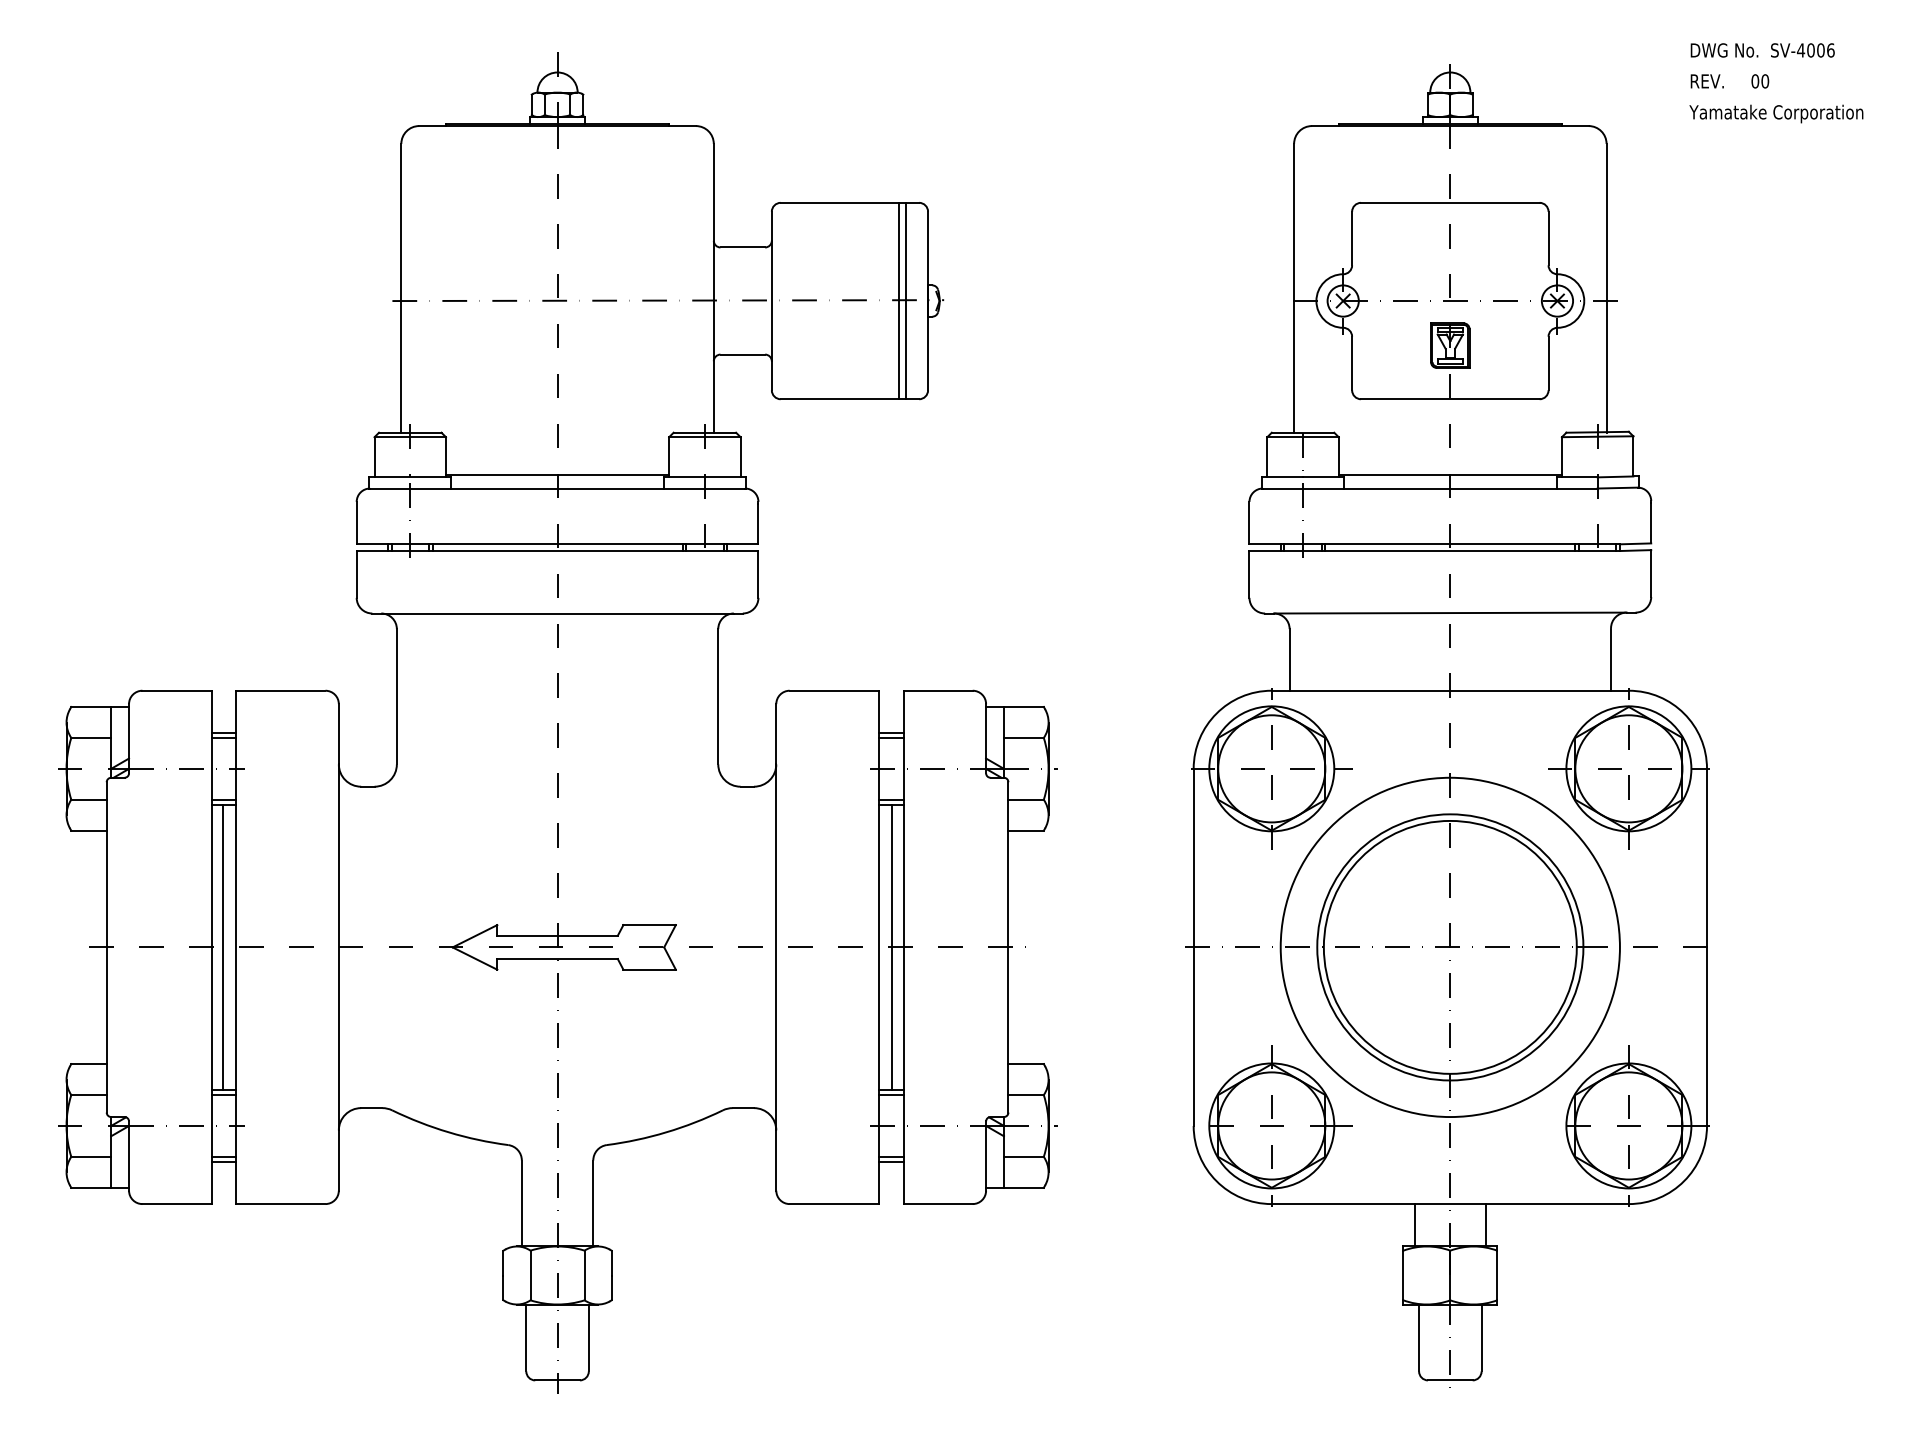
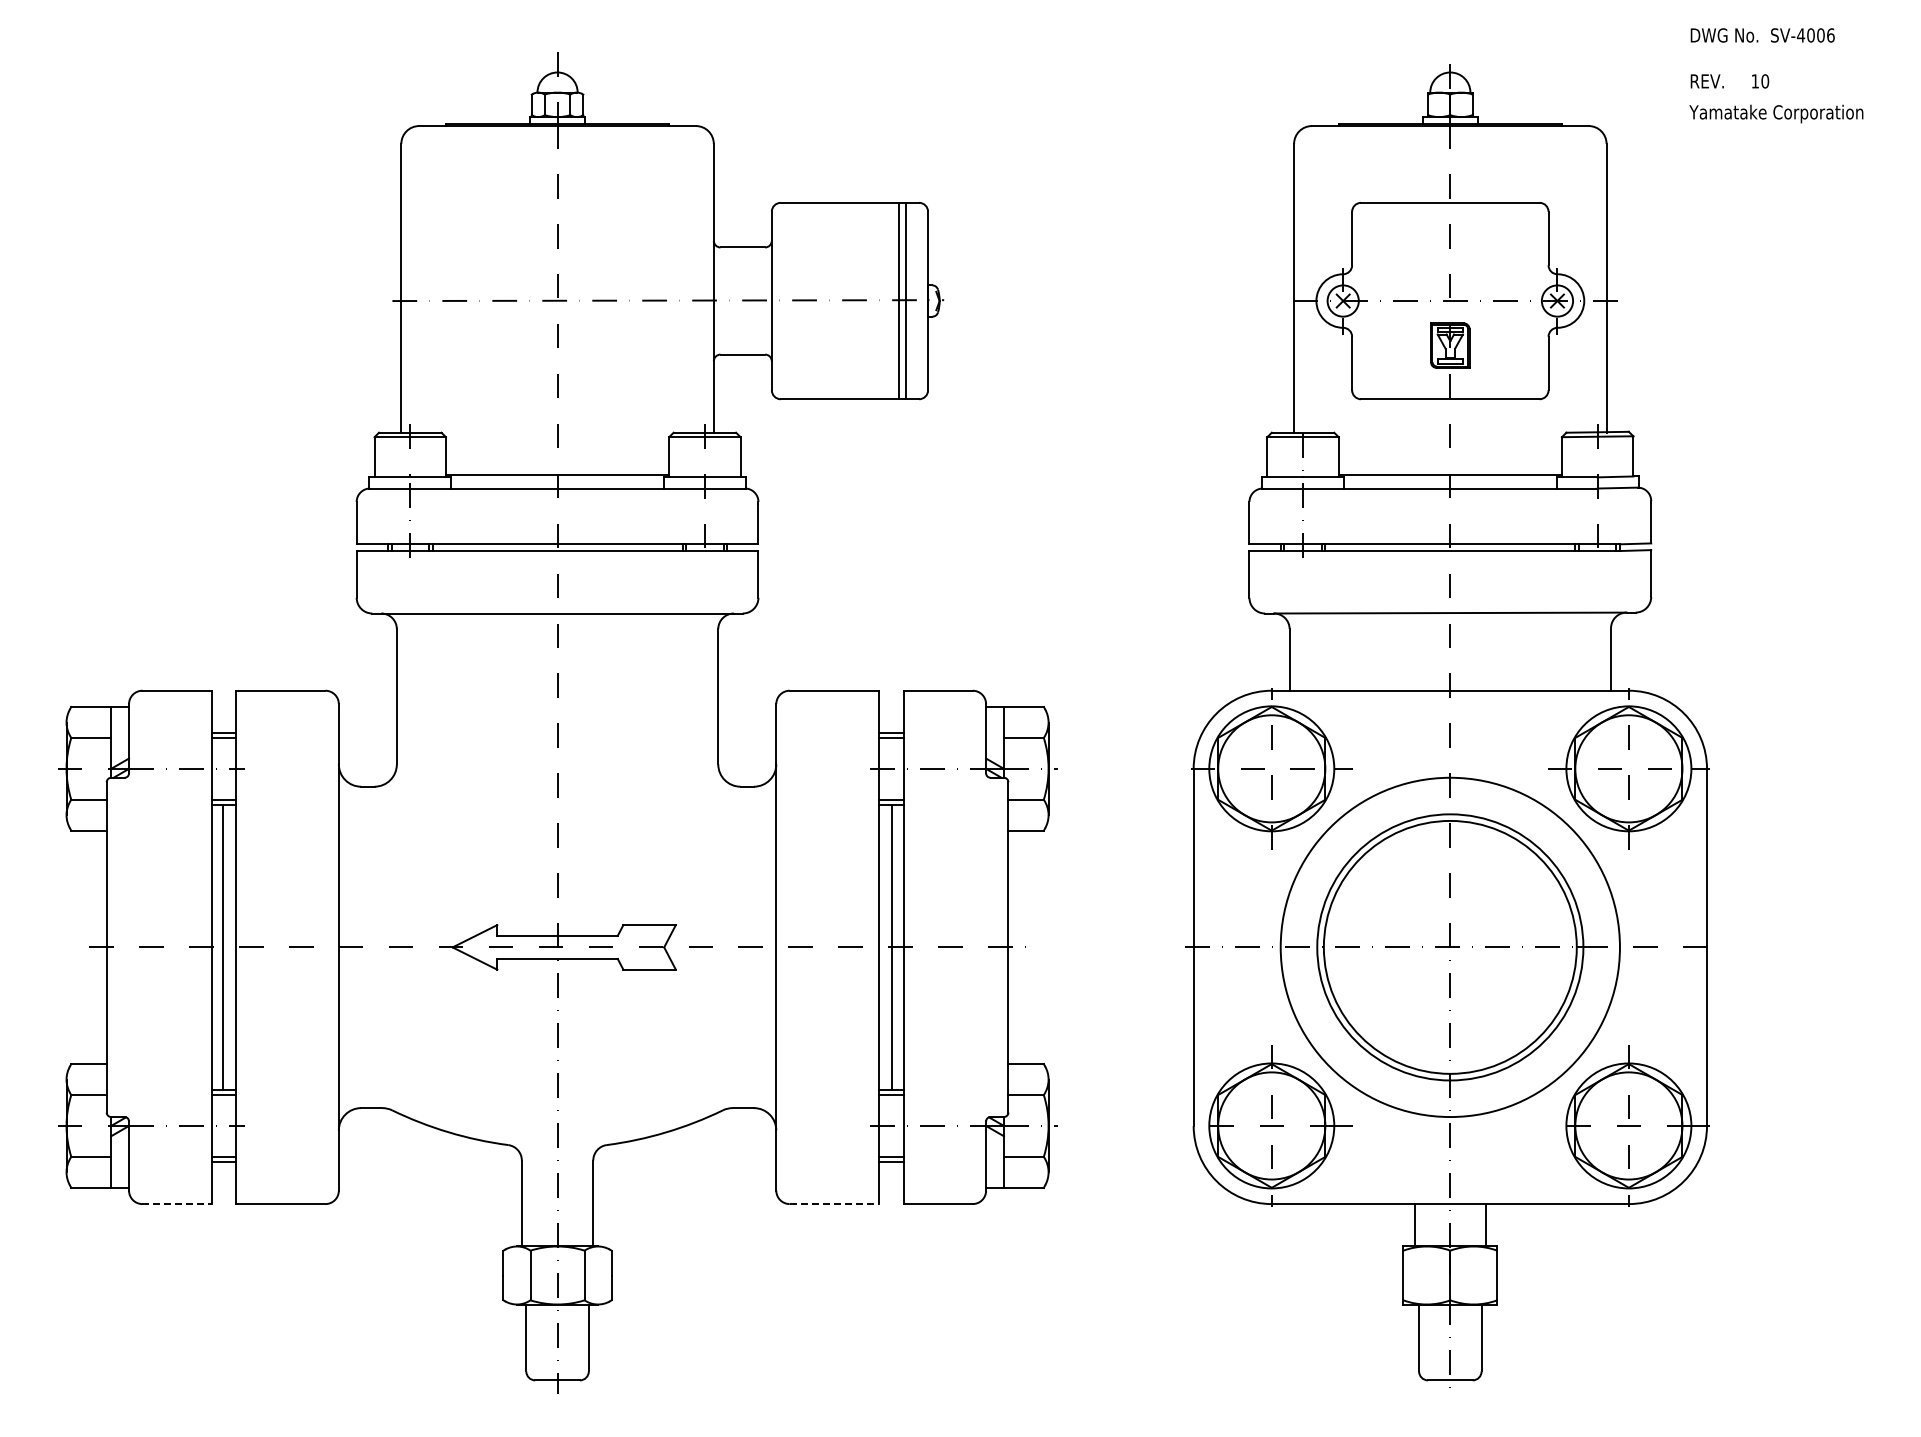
text position: (1762, 50) -> (1762, 35) (1762, 35)
text: 00 -> 10 (1755, 81)
line: solid -> dashed (177, 1204)
line: solid -> dashed (834, 1204)
